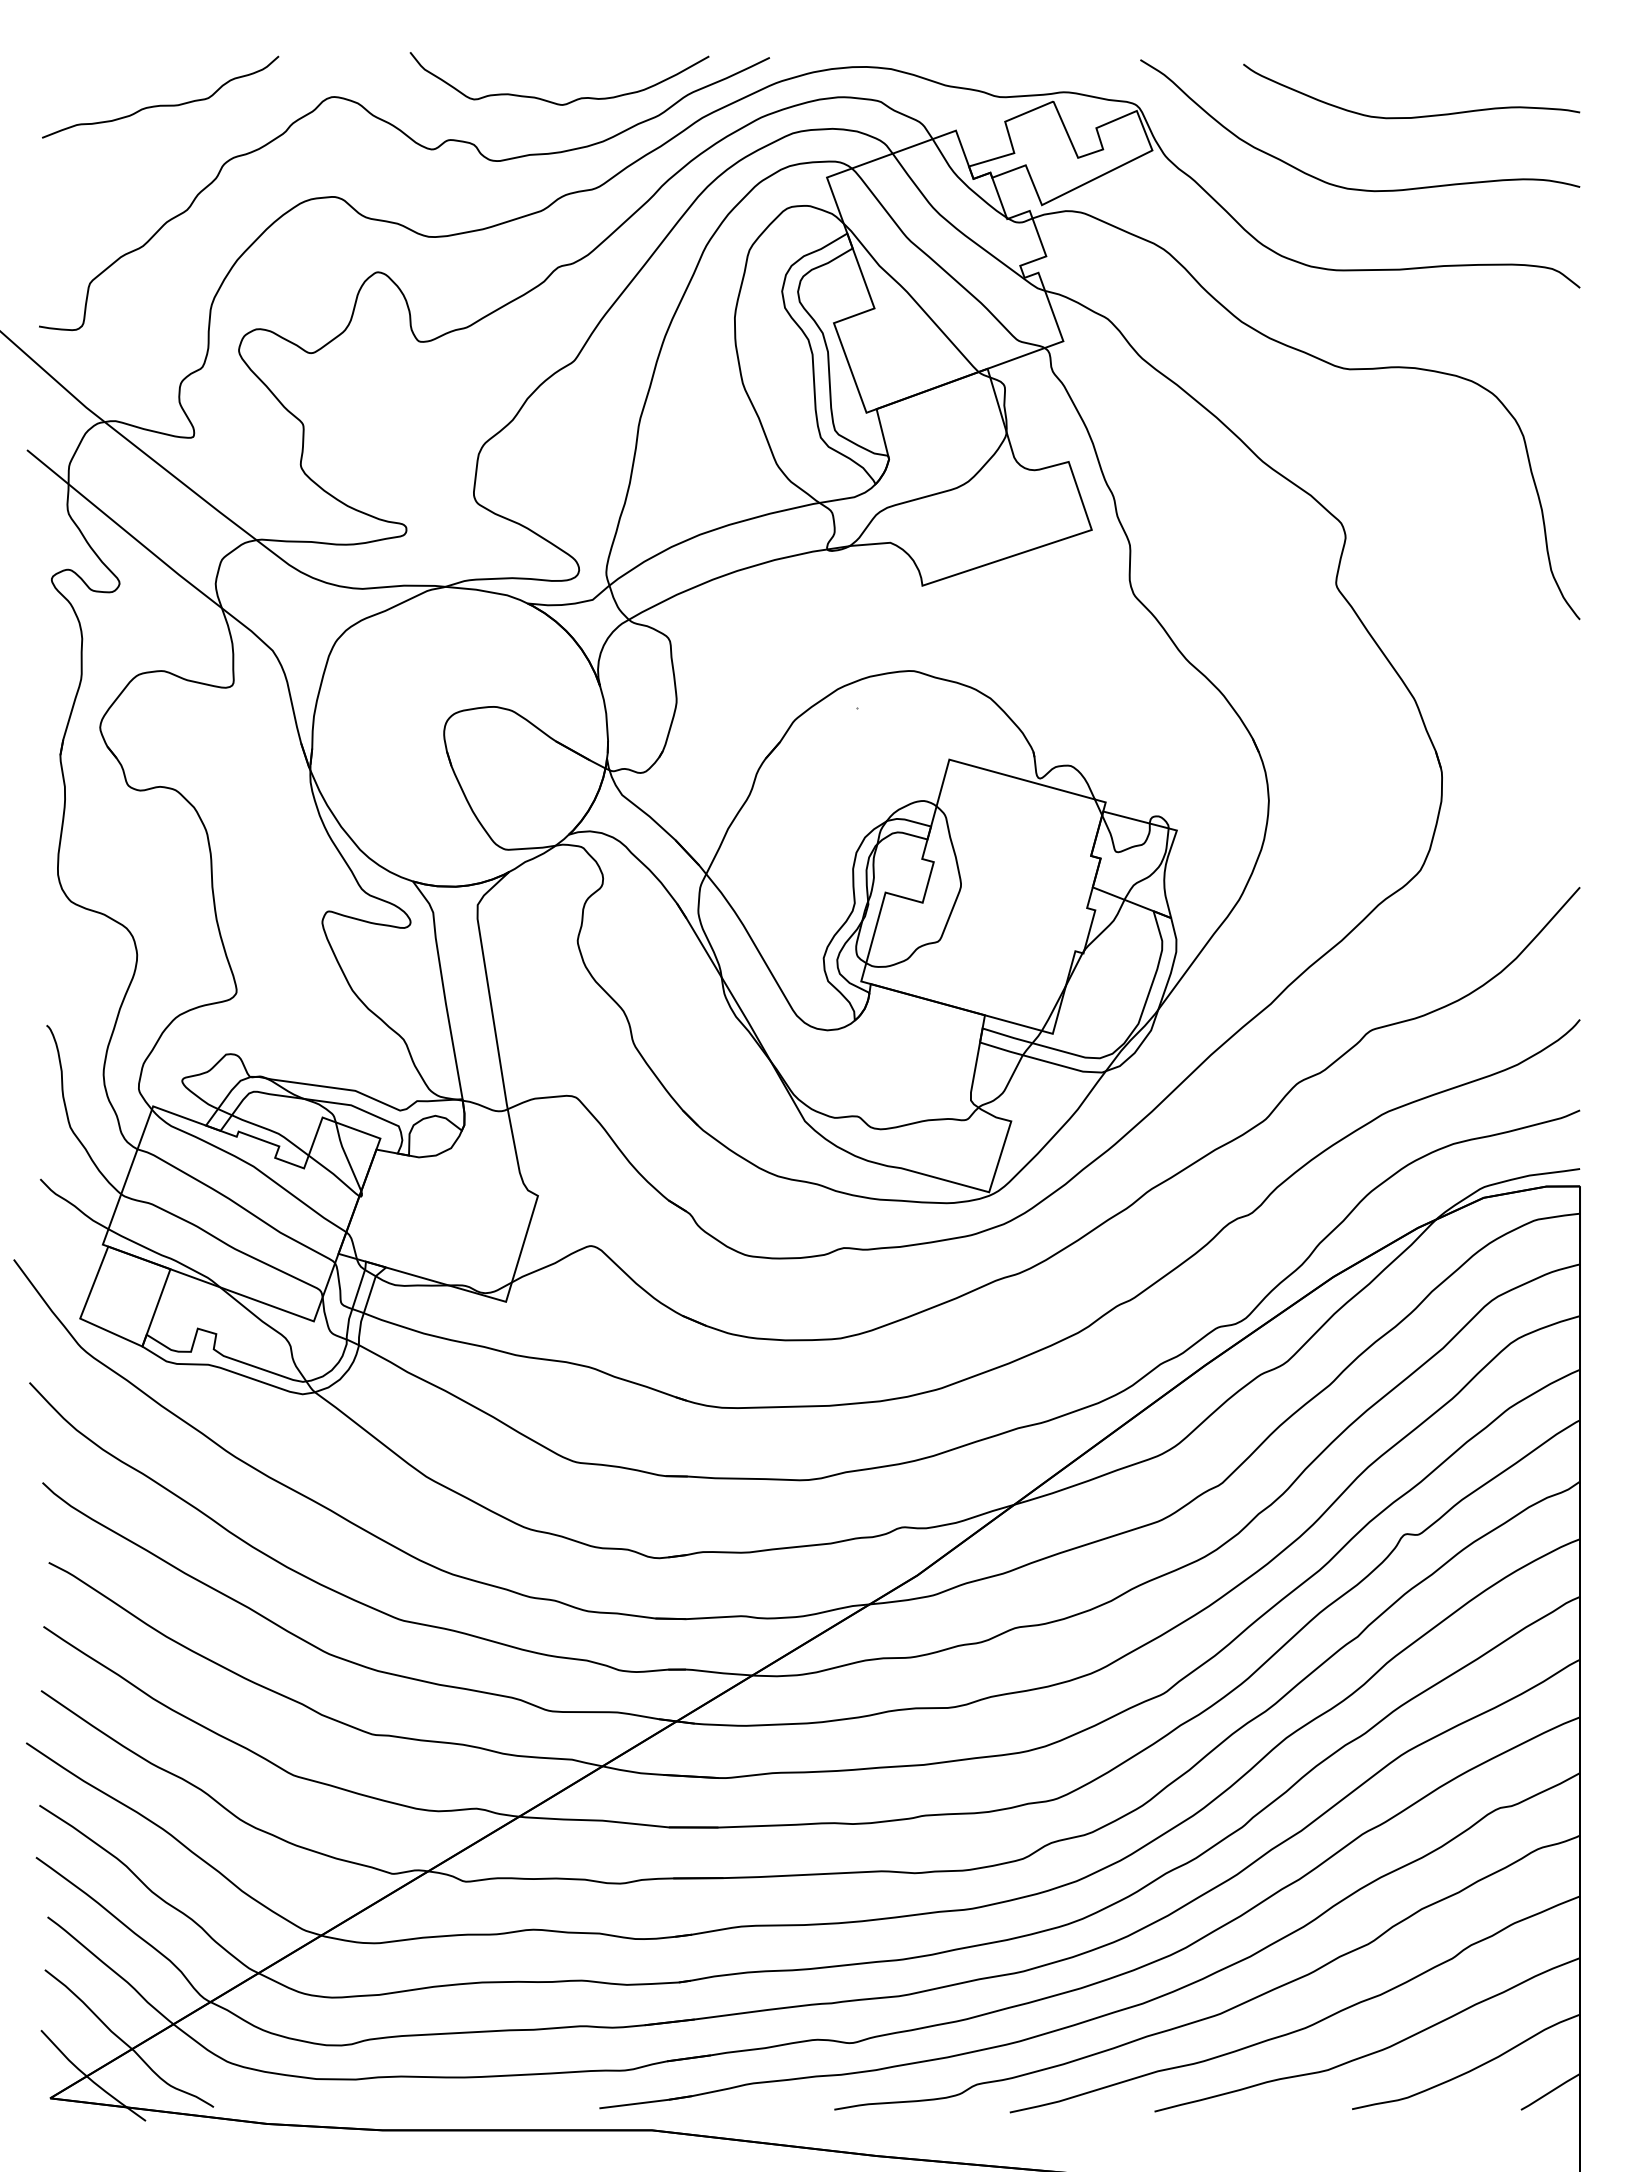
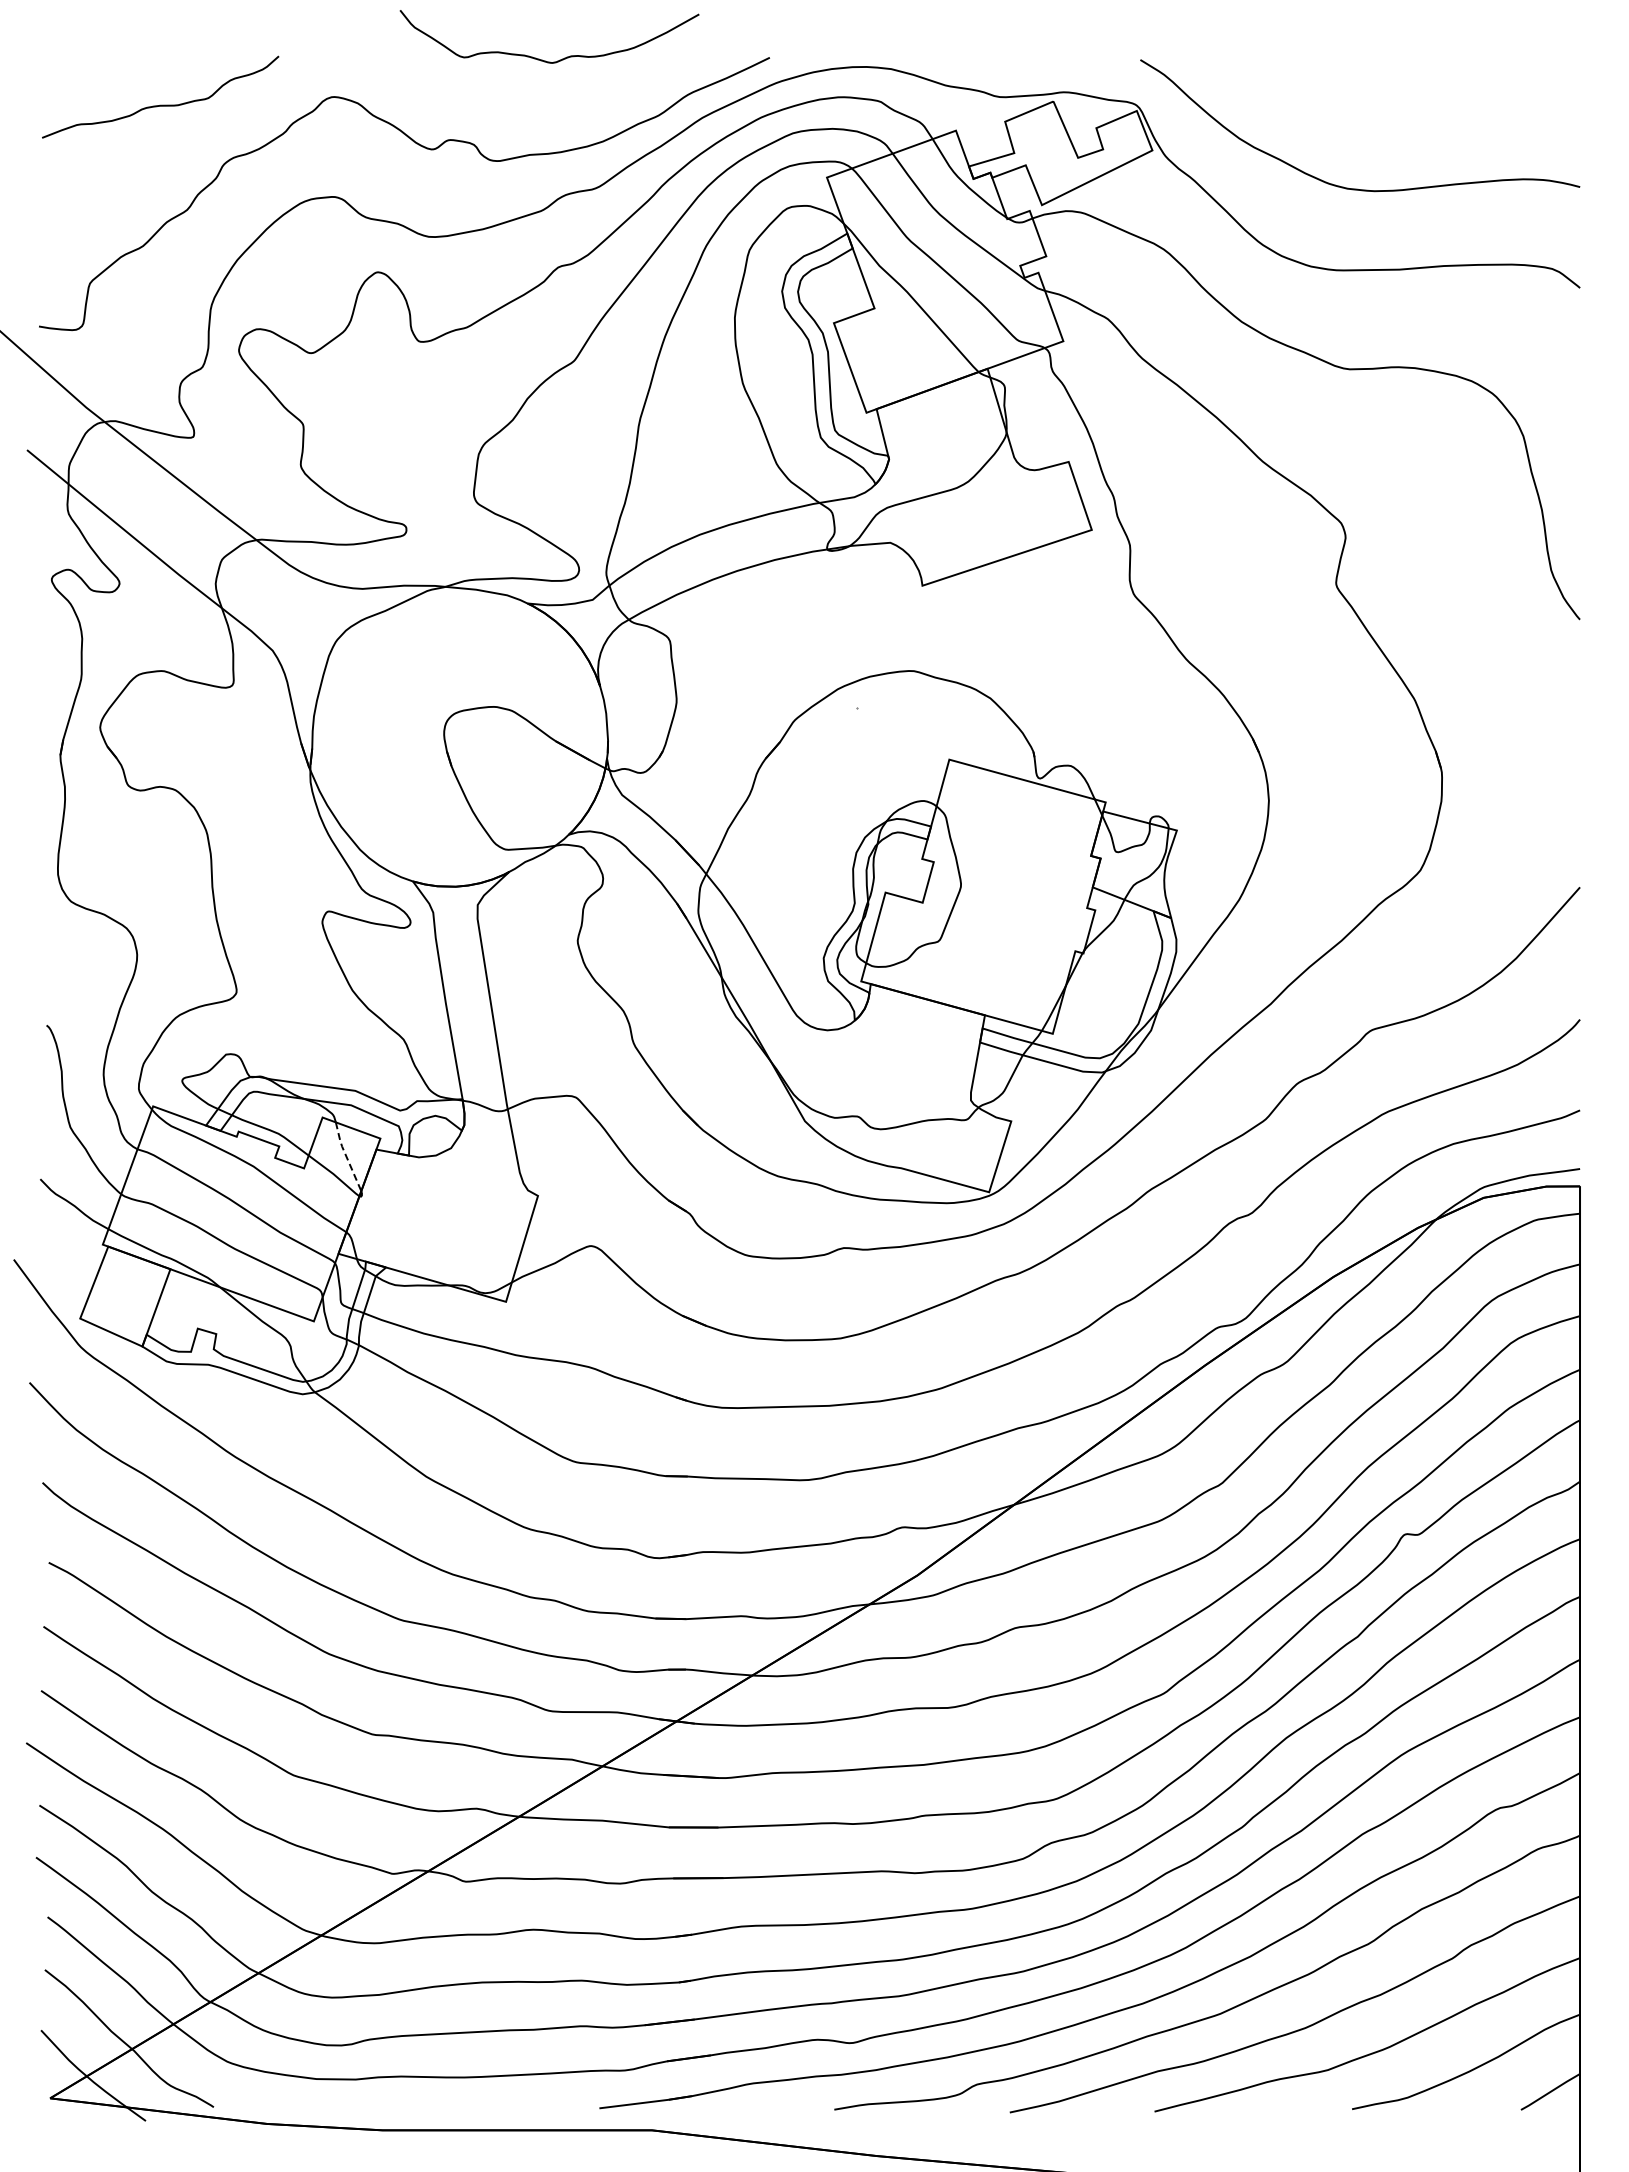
curve position: (552, 101) -> (542, 59) (542, 59)
curve: present -> none (1412, 116)
line: solid -> dashed (346, 1155)
